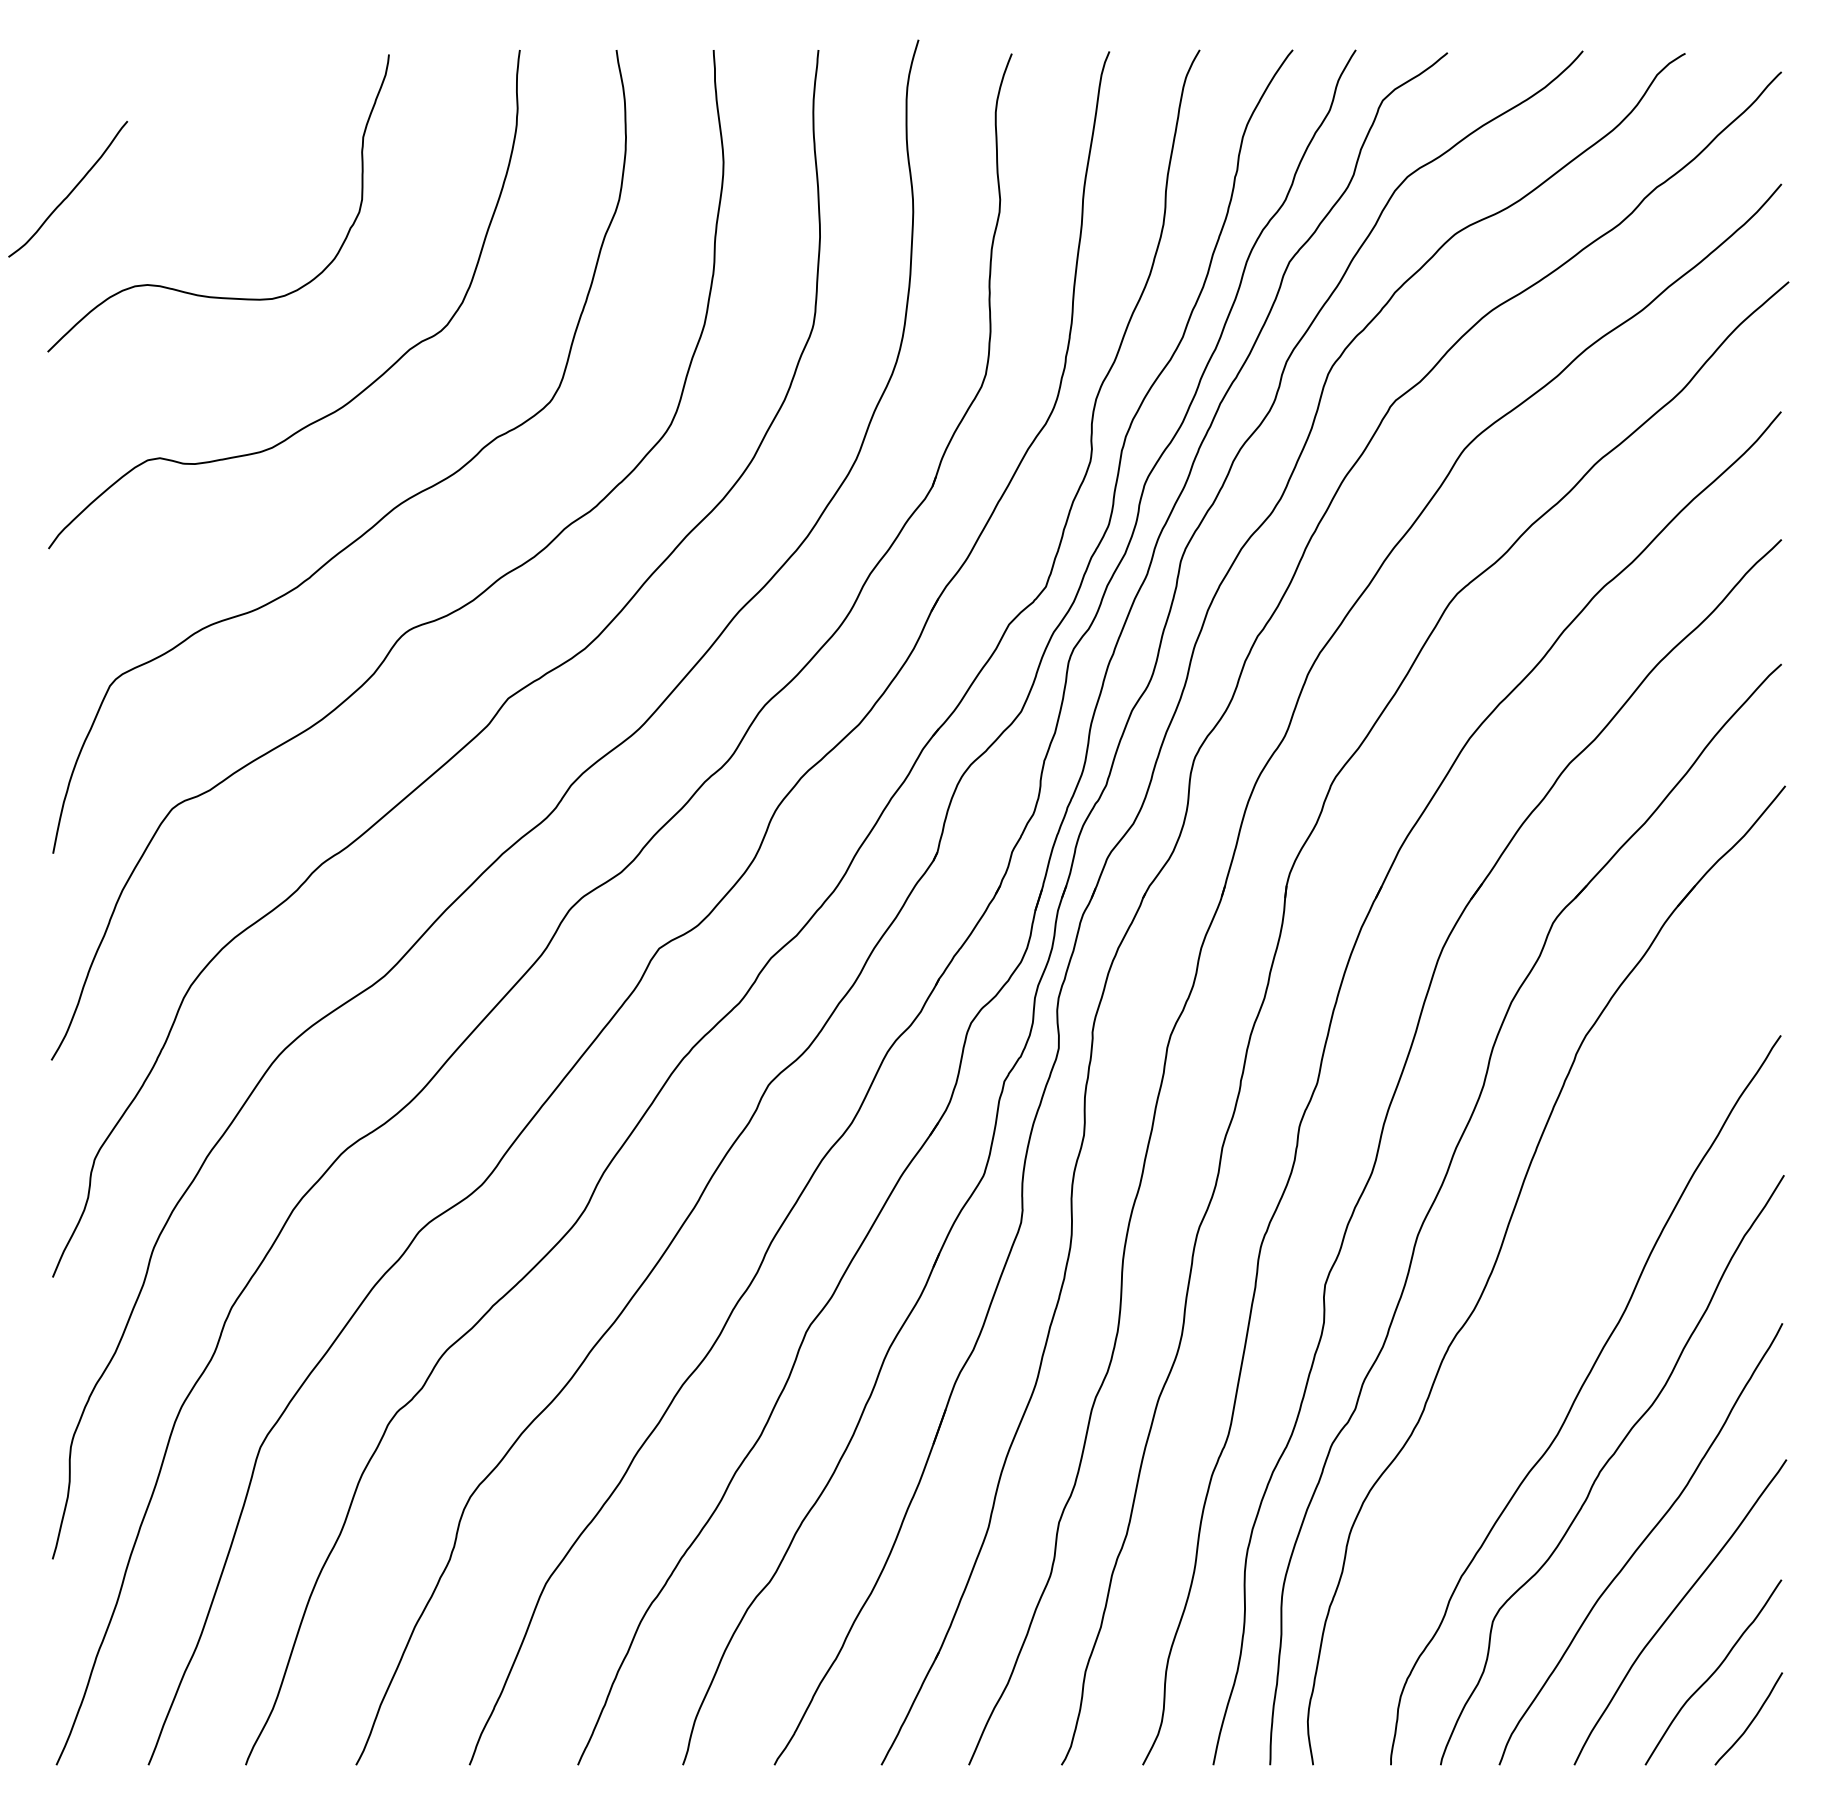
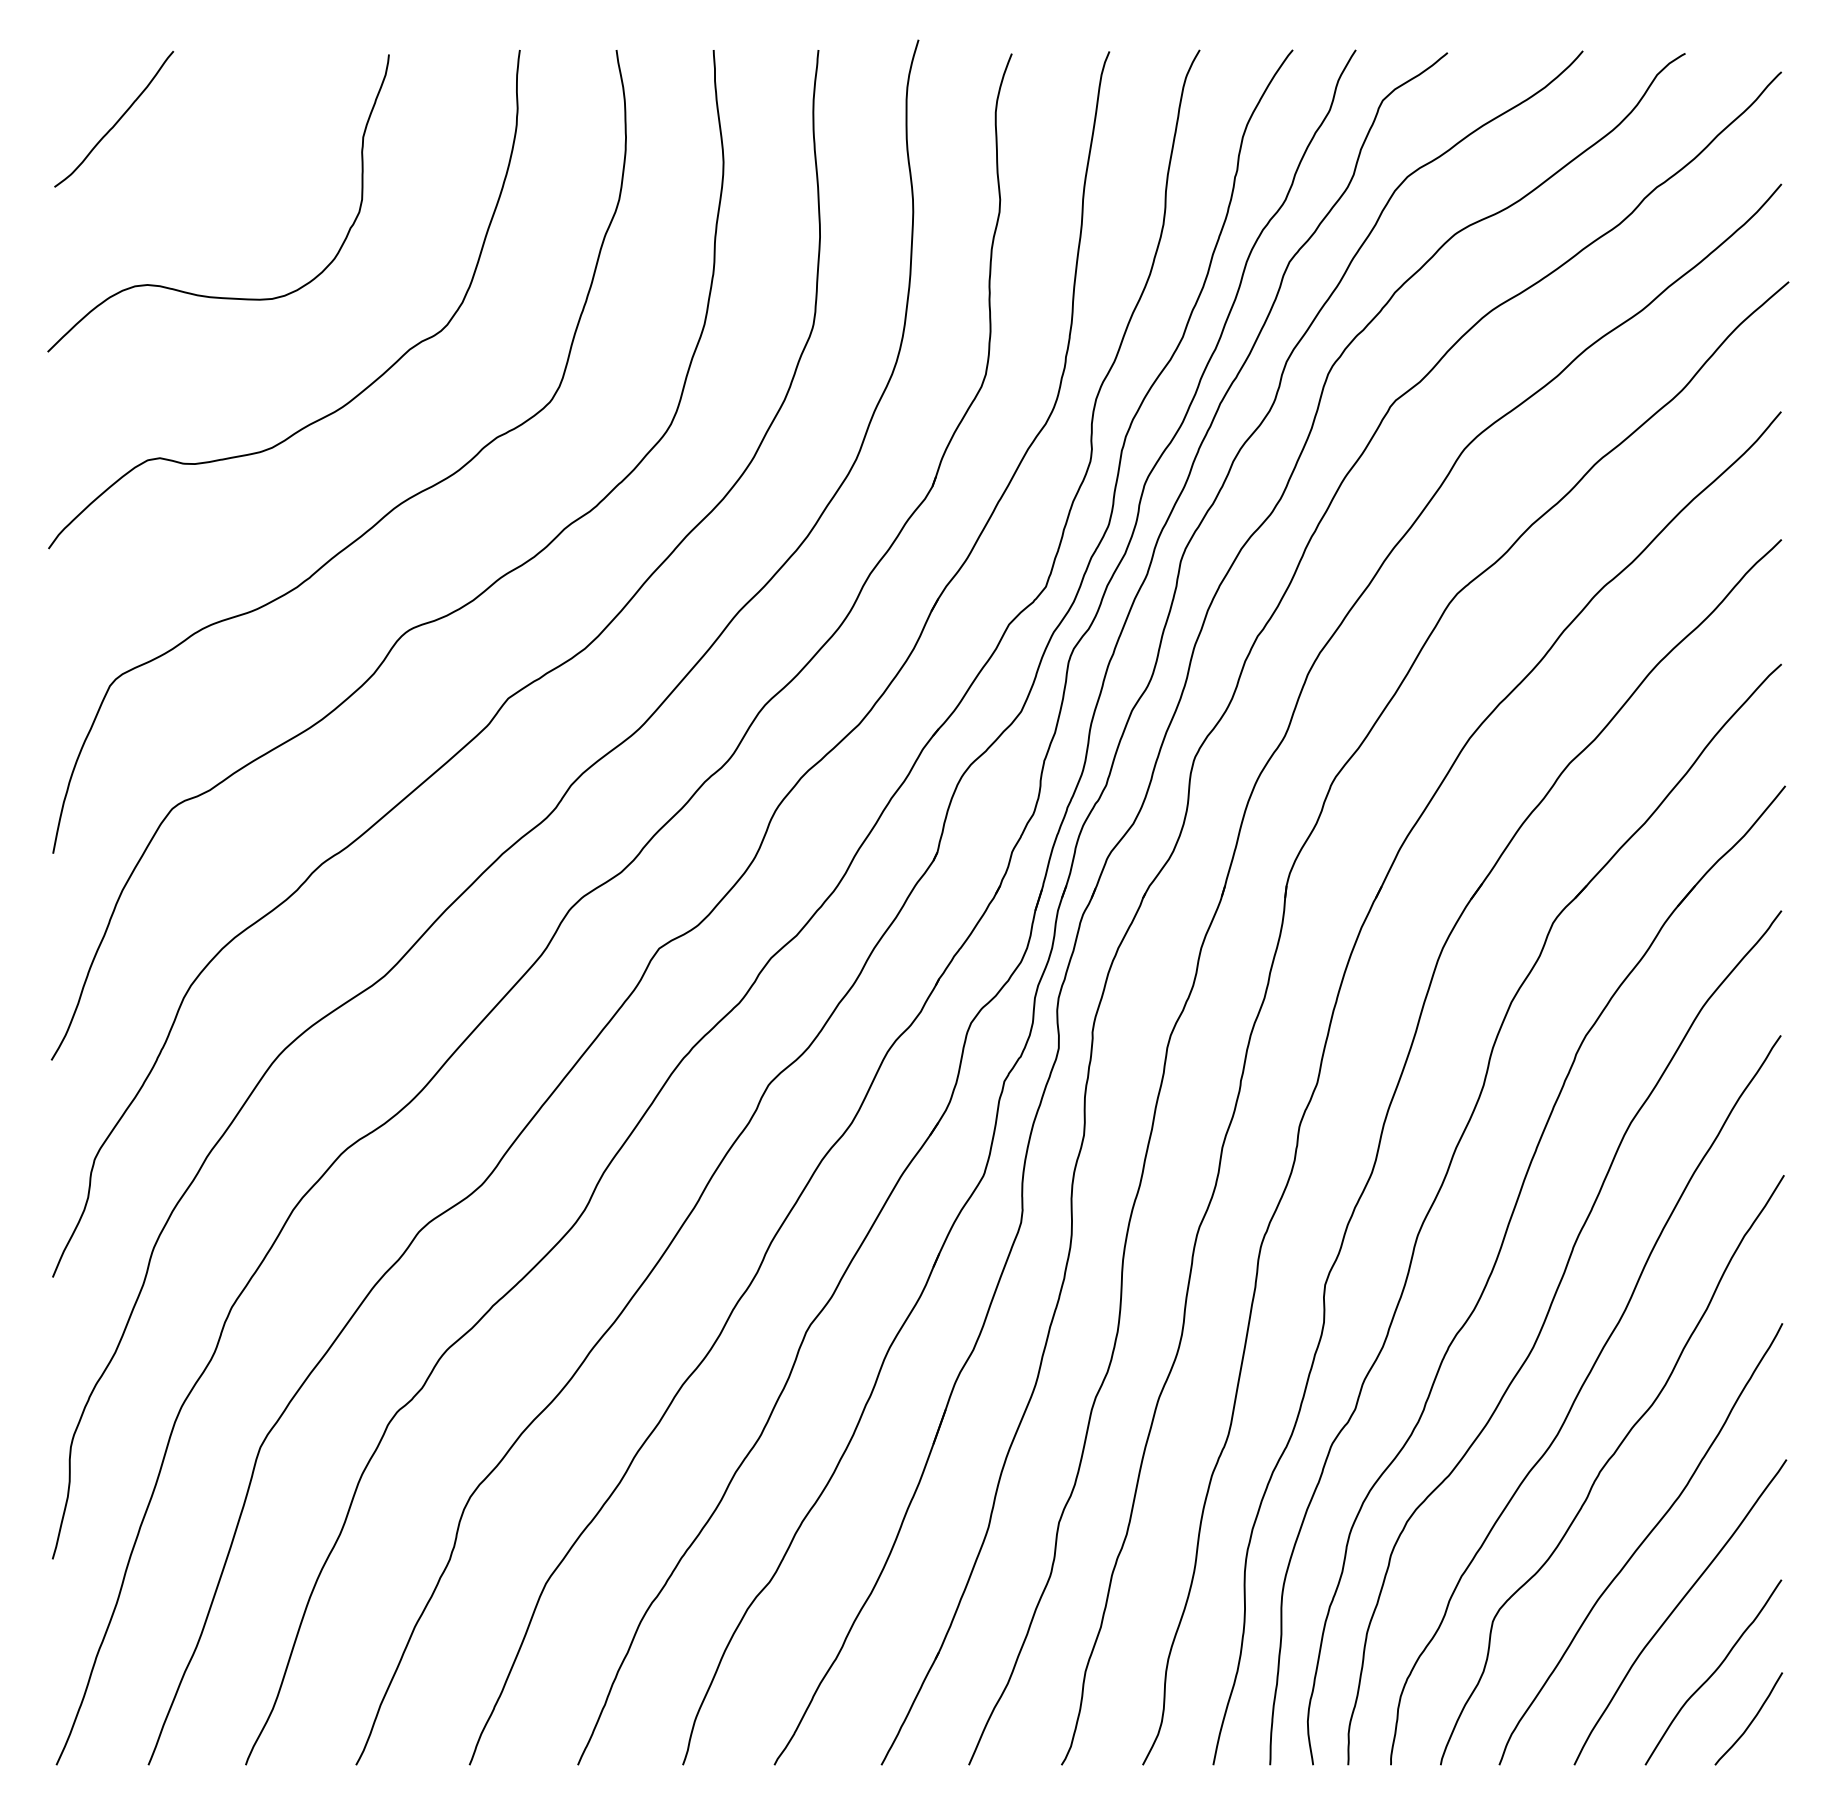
curve position: (70, 191) -> (116, 121) (116, 121)
curve: none -> present (1543, 1327)
